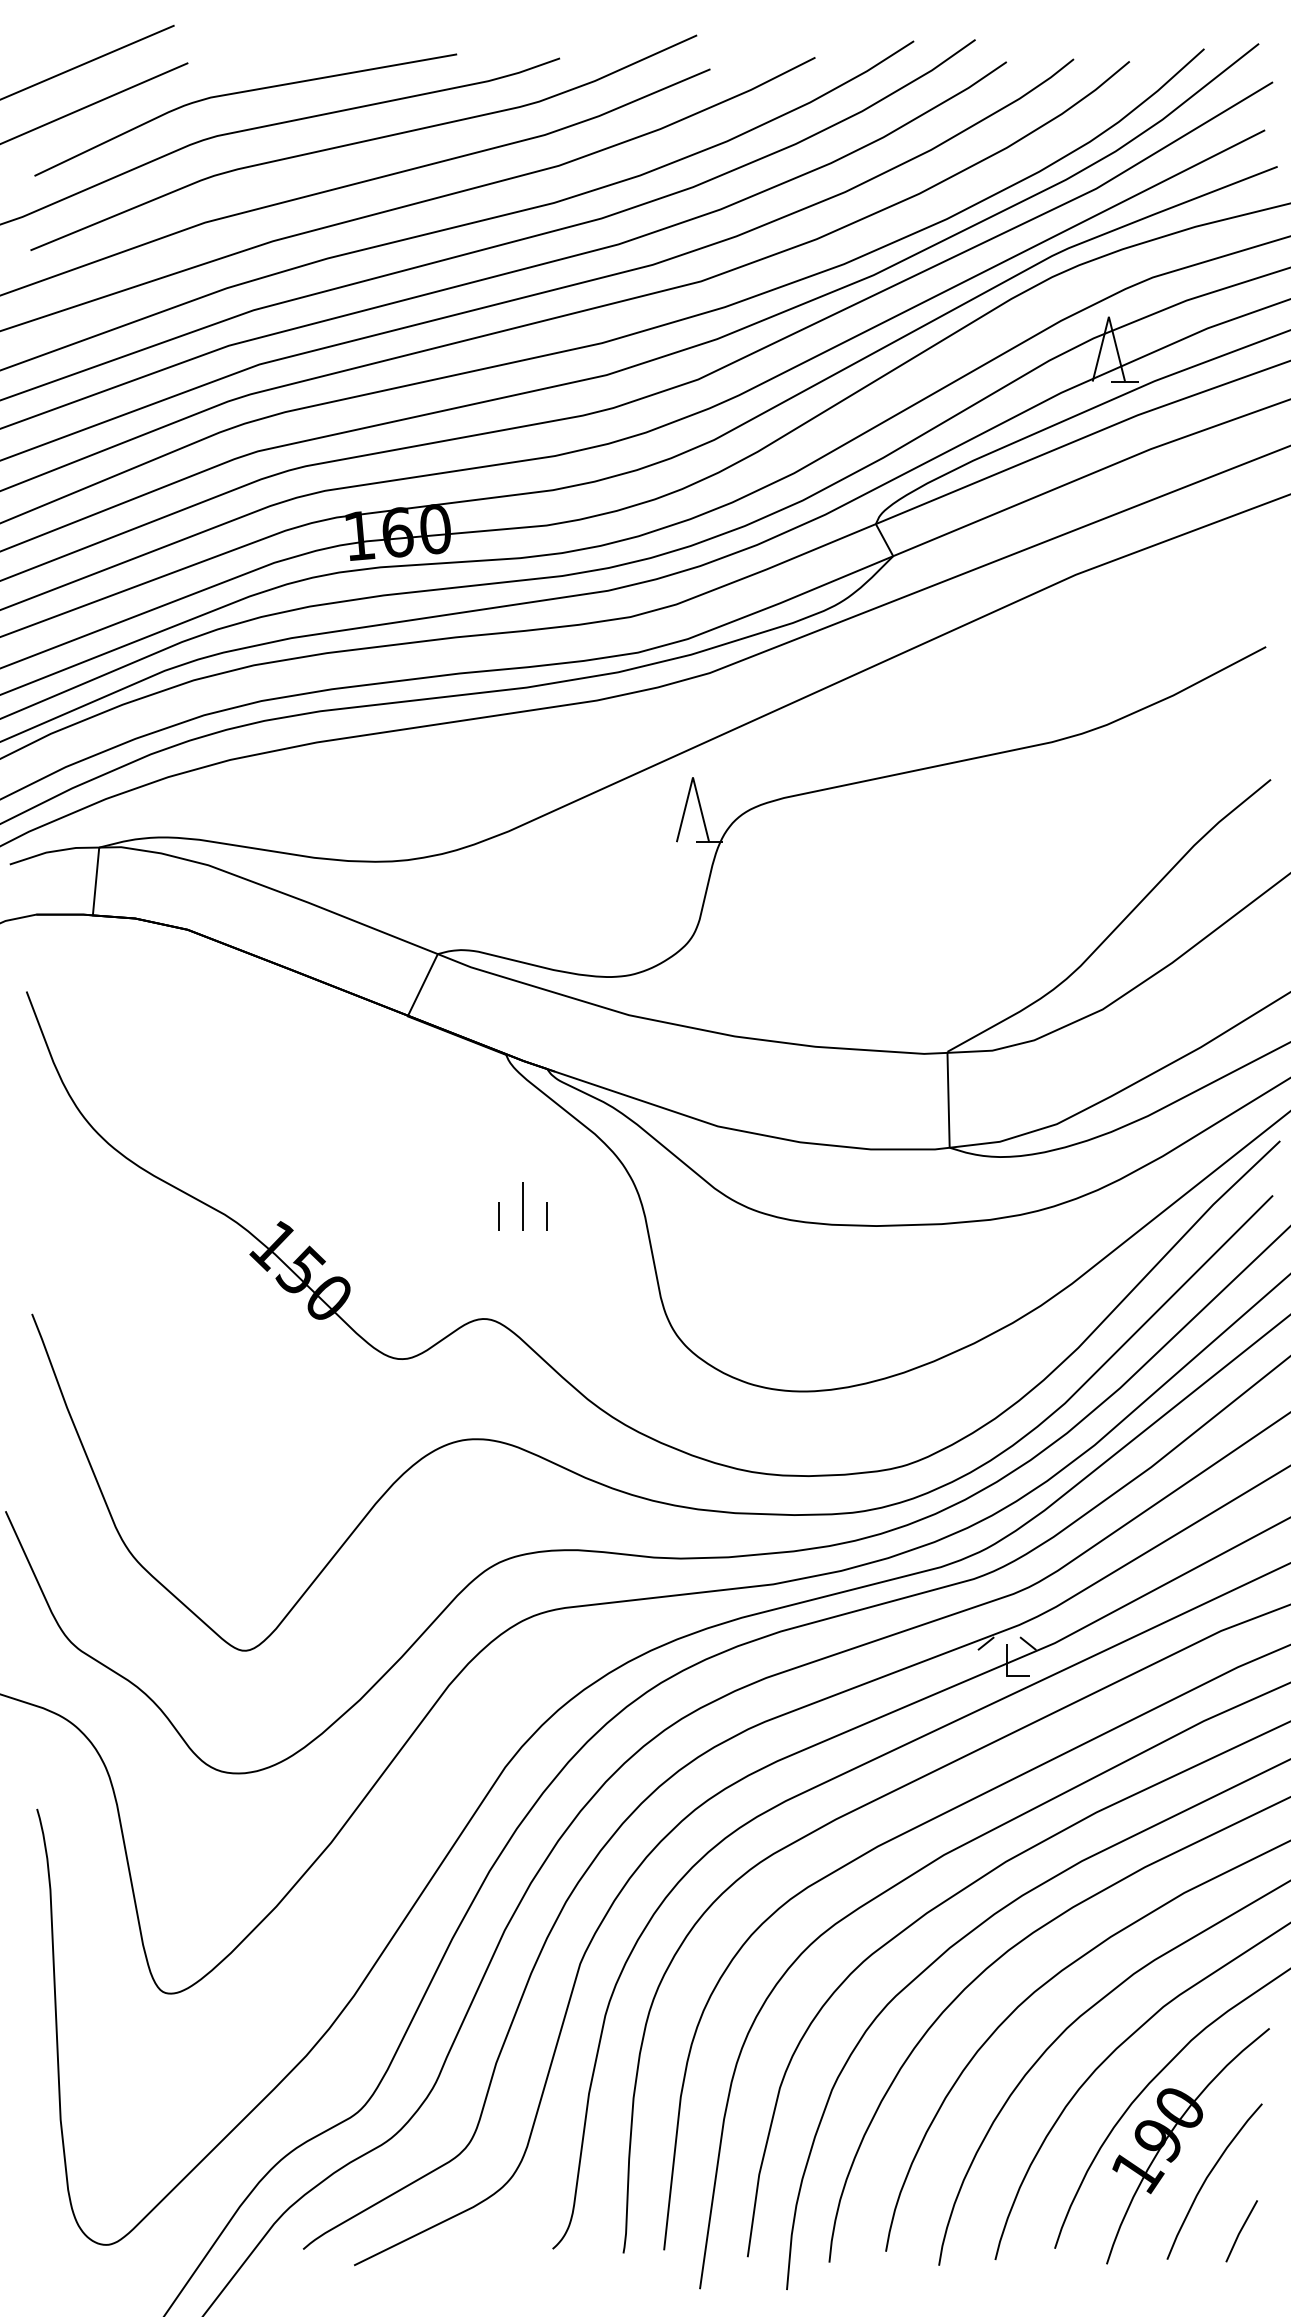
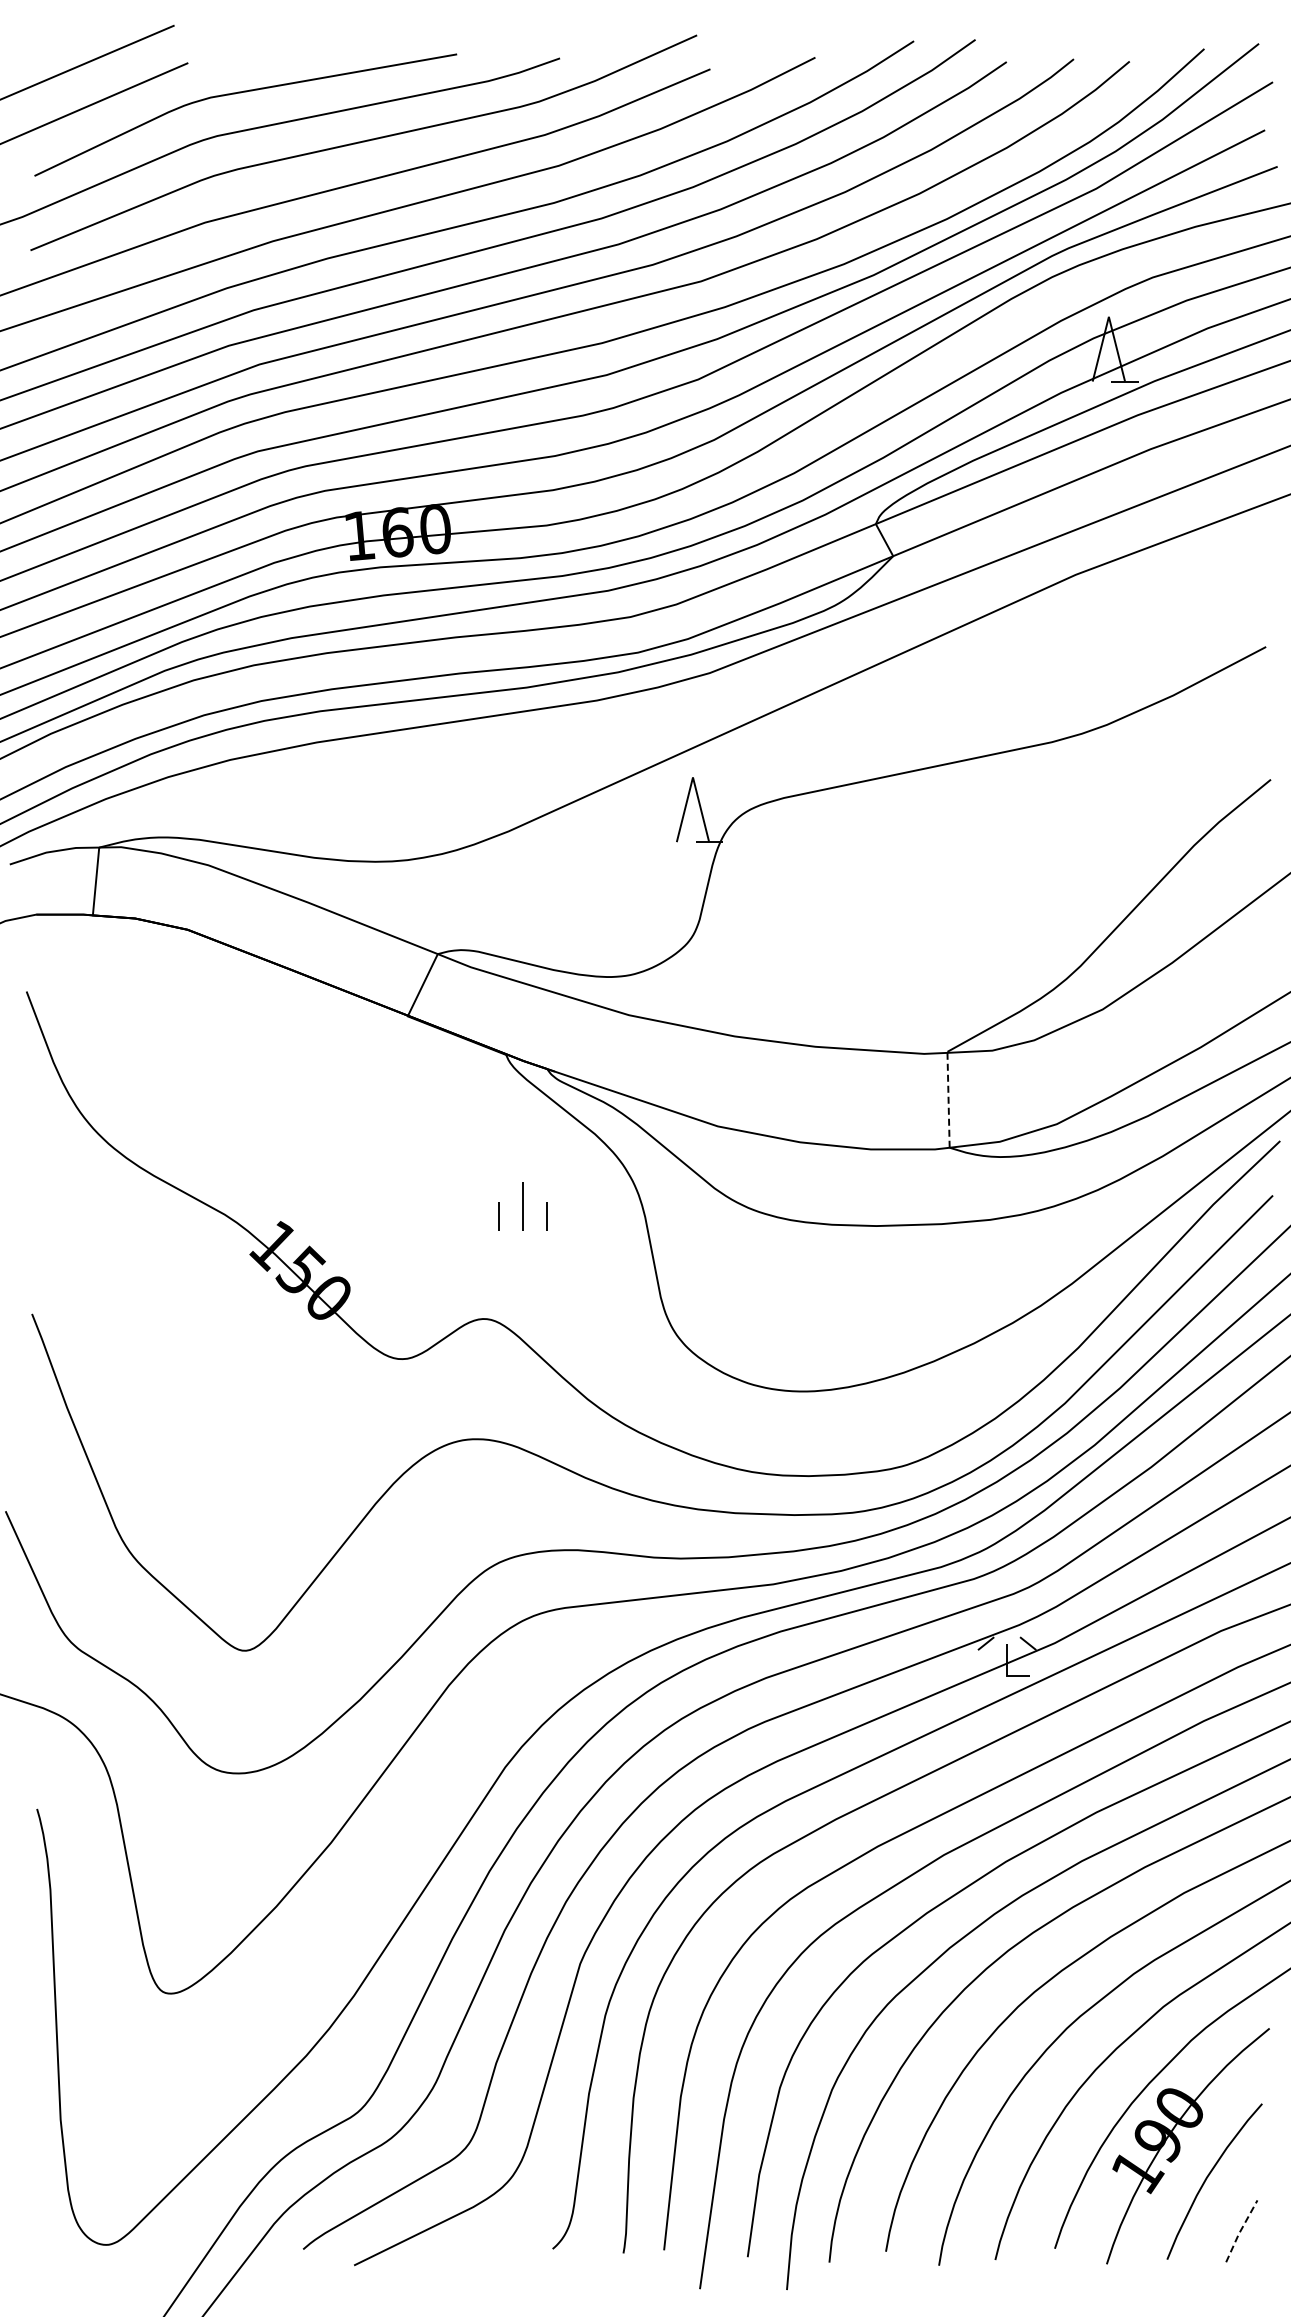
line: solid -> dashed (948, 1098)
line: solid -> dashed (1240, 2230)
